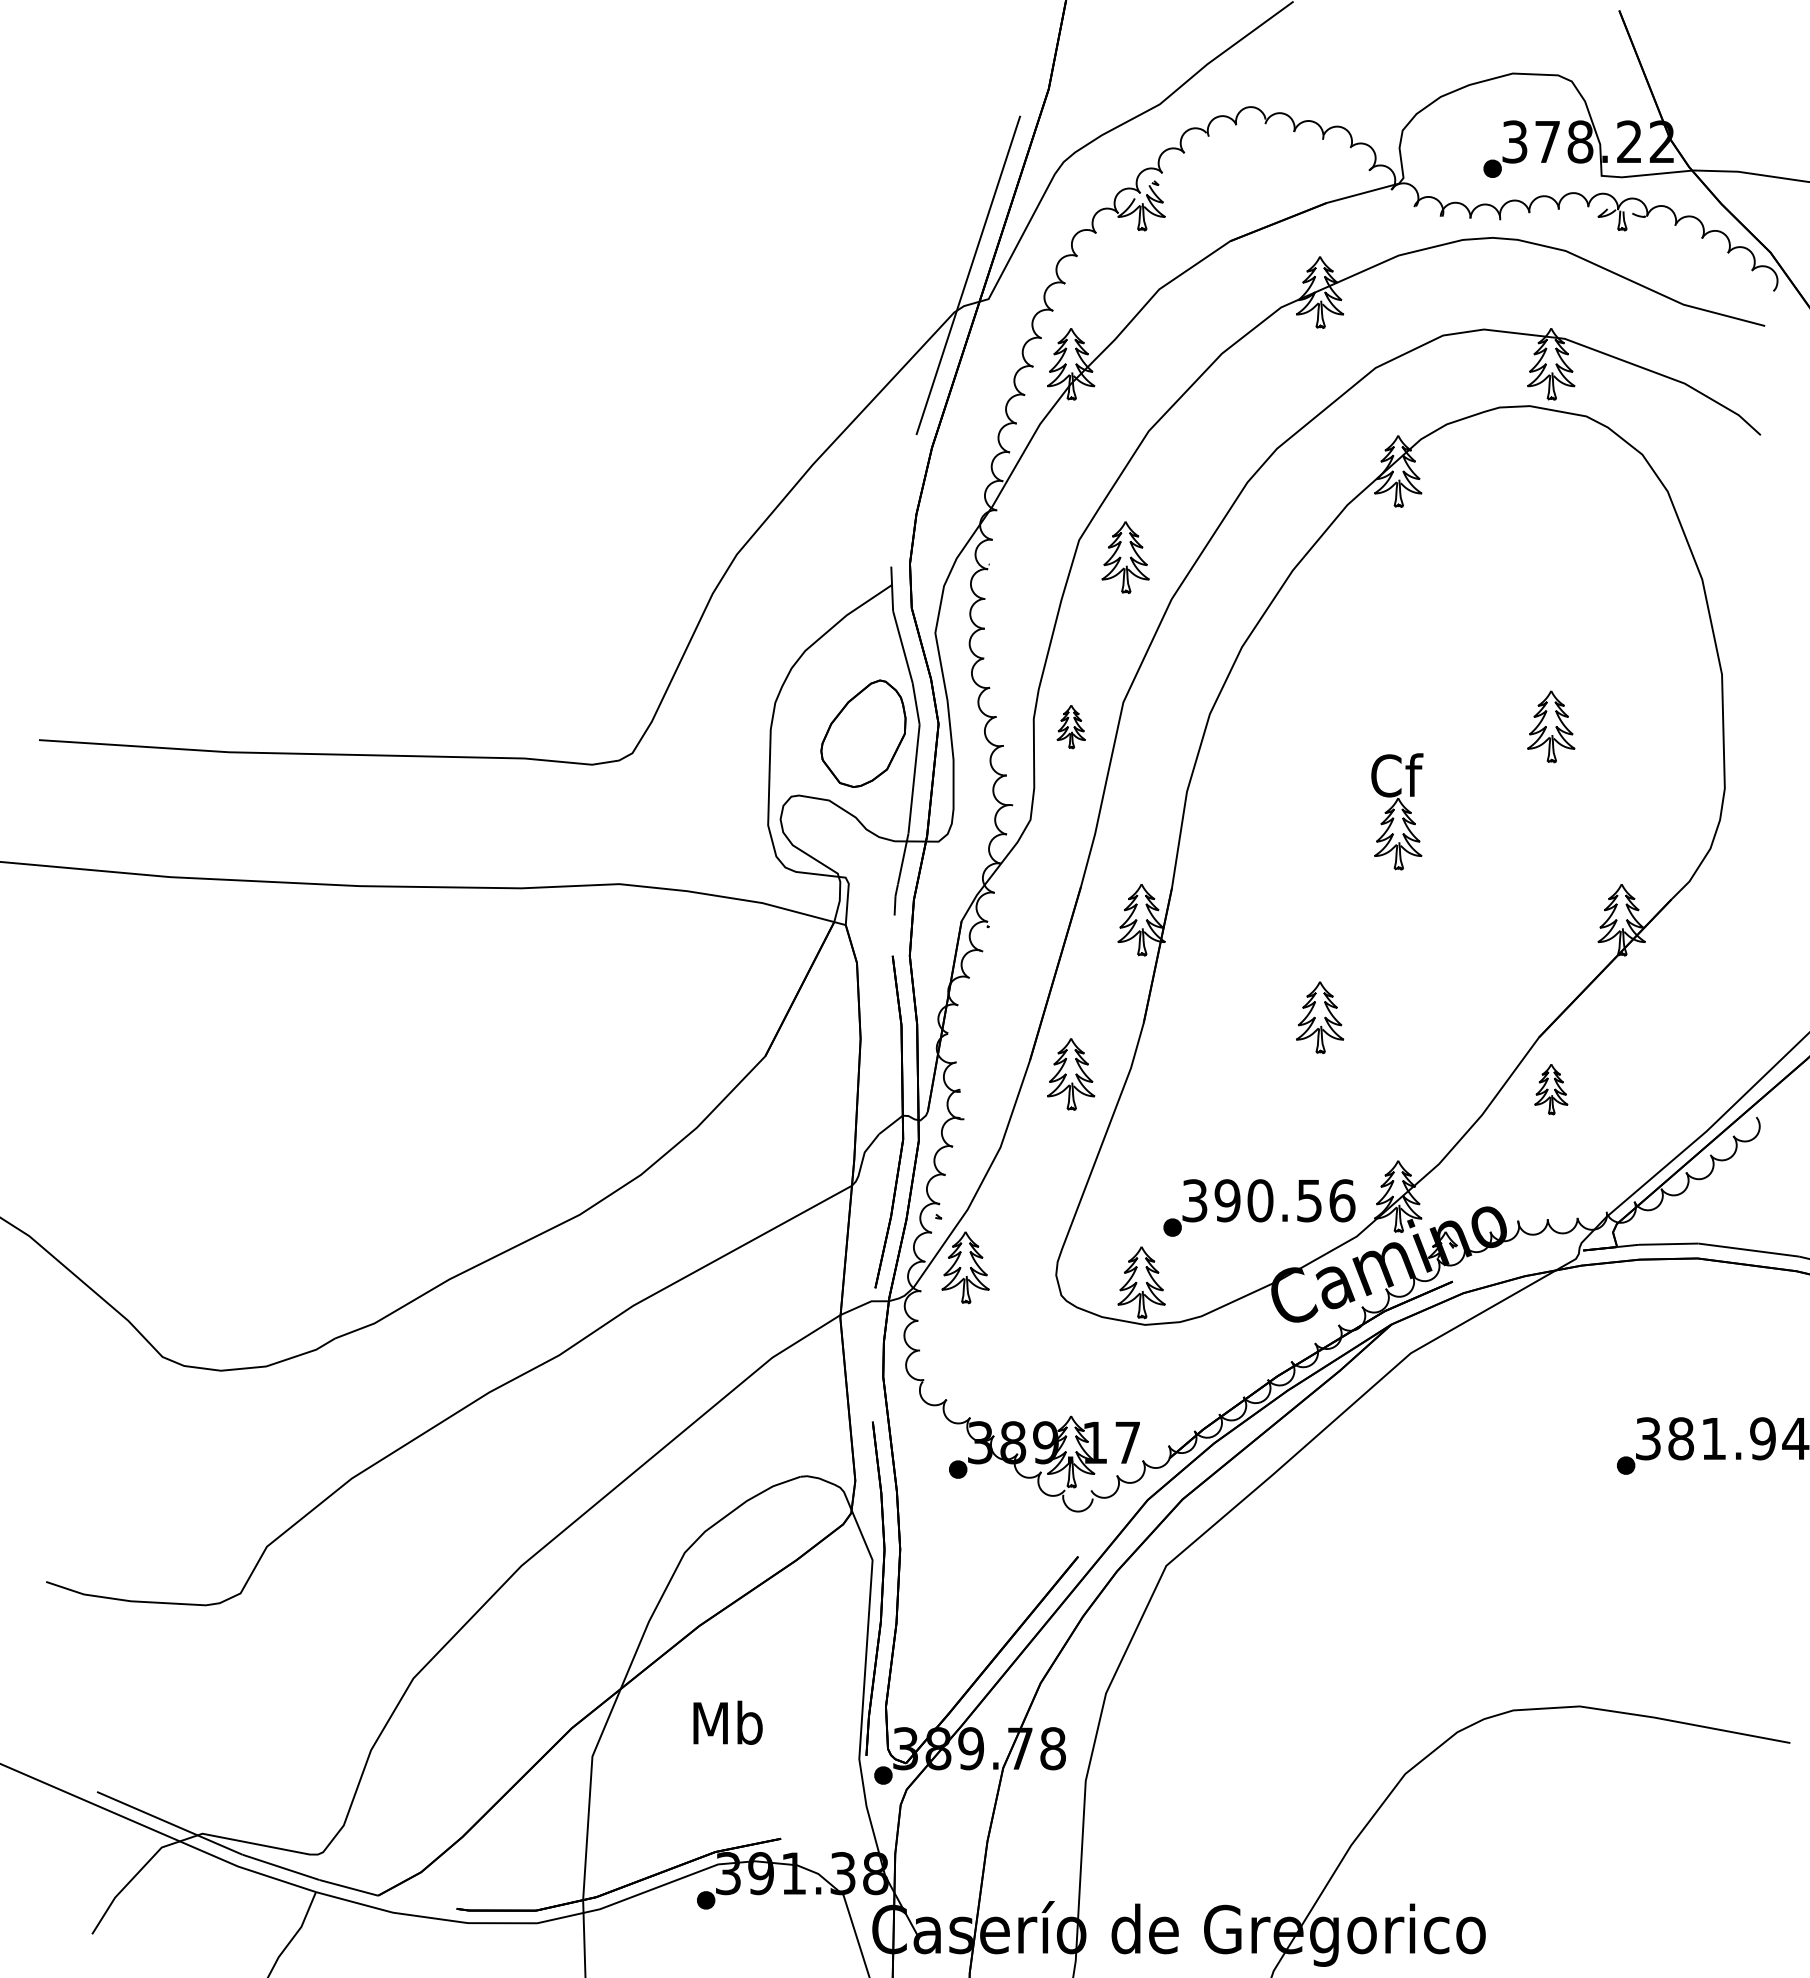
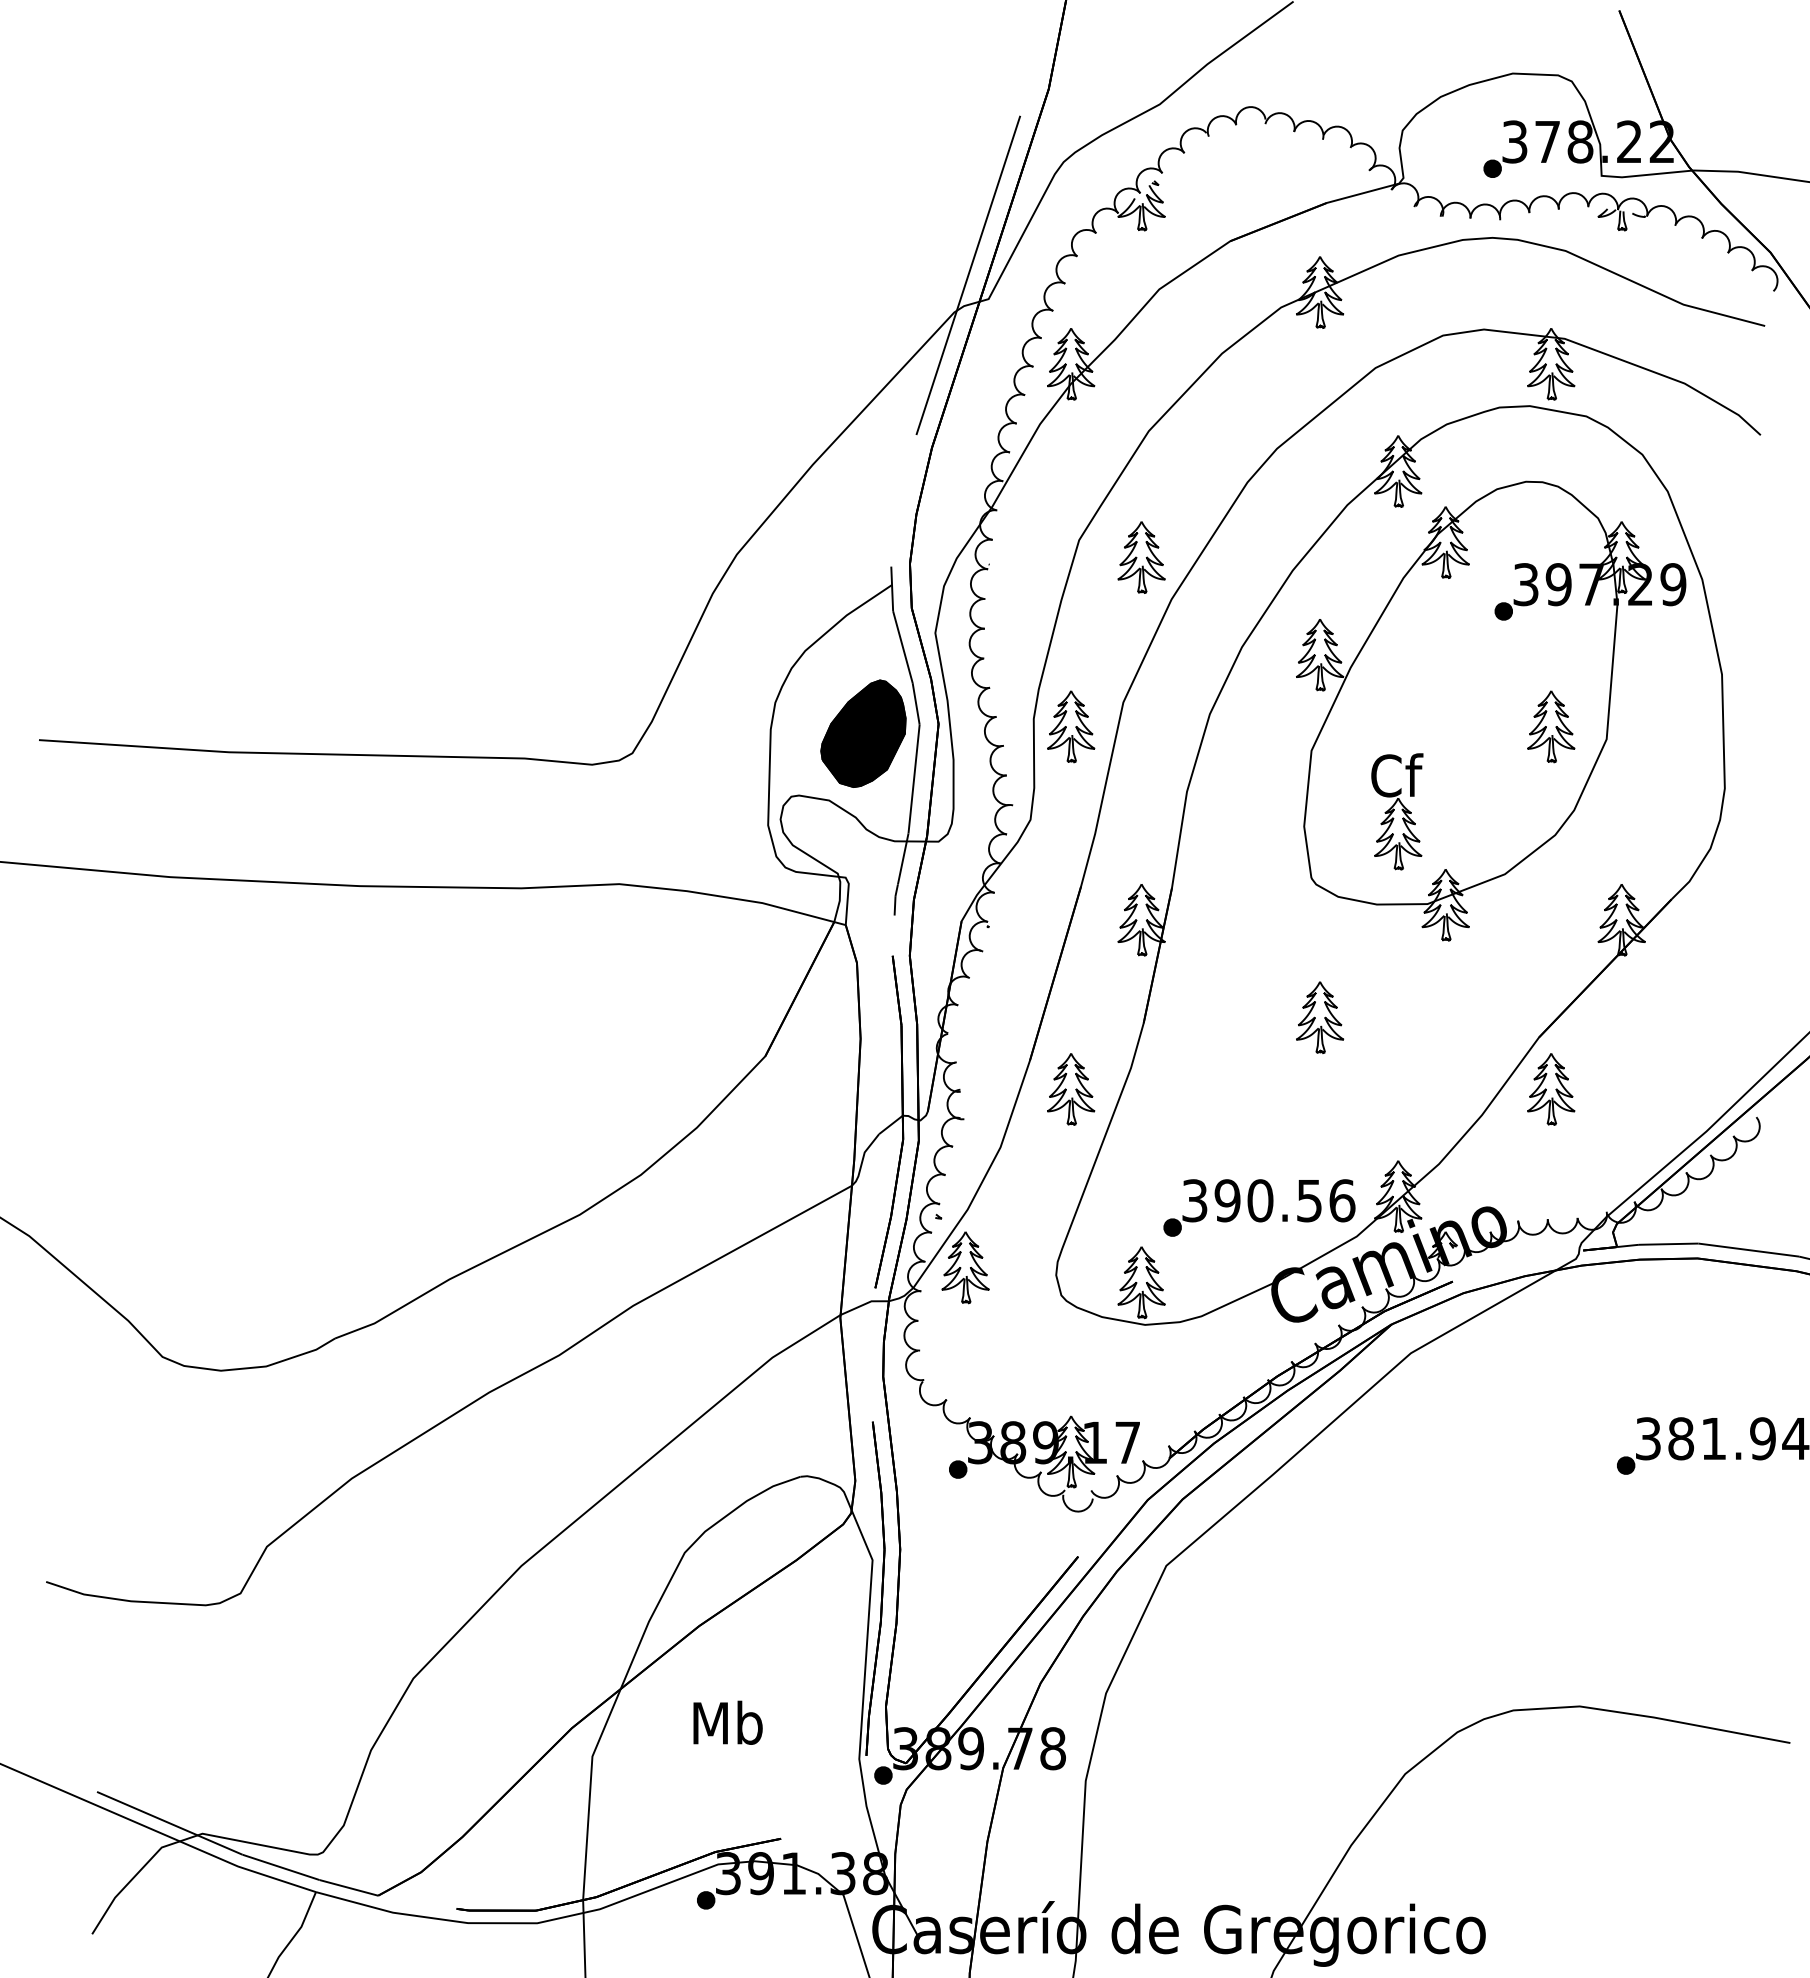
part position: (1125, 557) -> (1141, 557) (1141, 557)
part: none -> present (1491, 710)
part size: 30x45 px -> 49x74 px (1071, 726)
fill: none -> present (863, 733)
part position: (1071, 1074) -> (1071, 1089) (1071, 1089)
part size: 35x52 px -> 49x73 px (1551, 1089)
